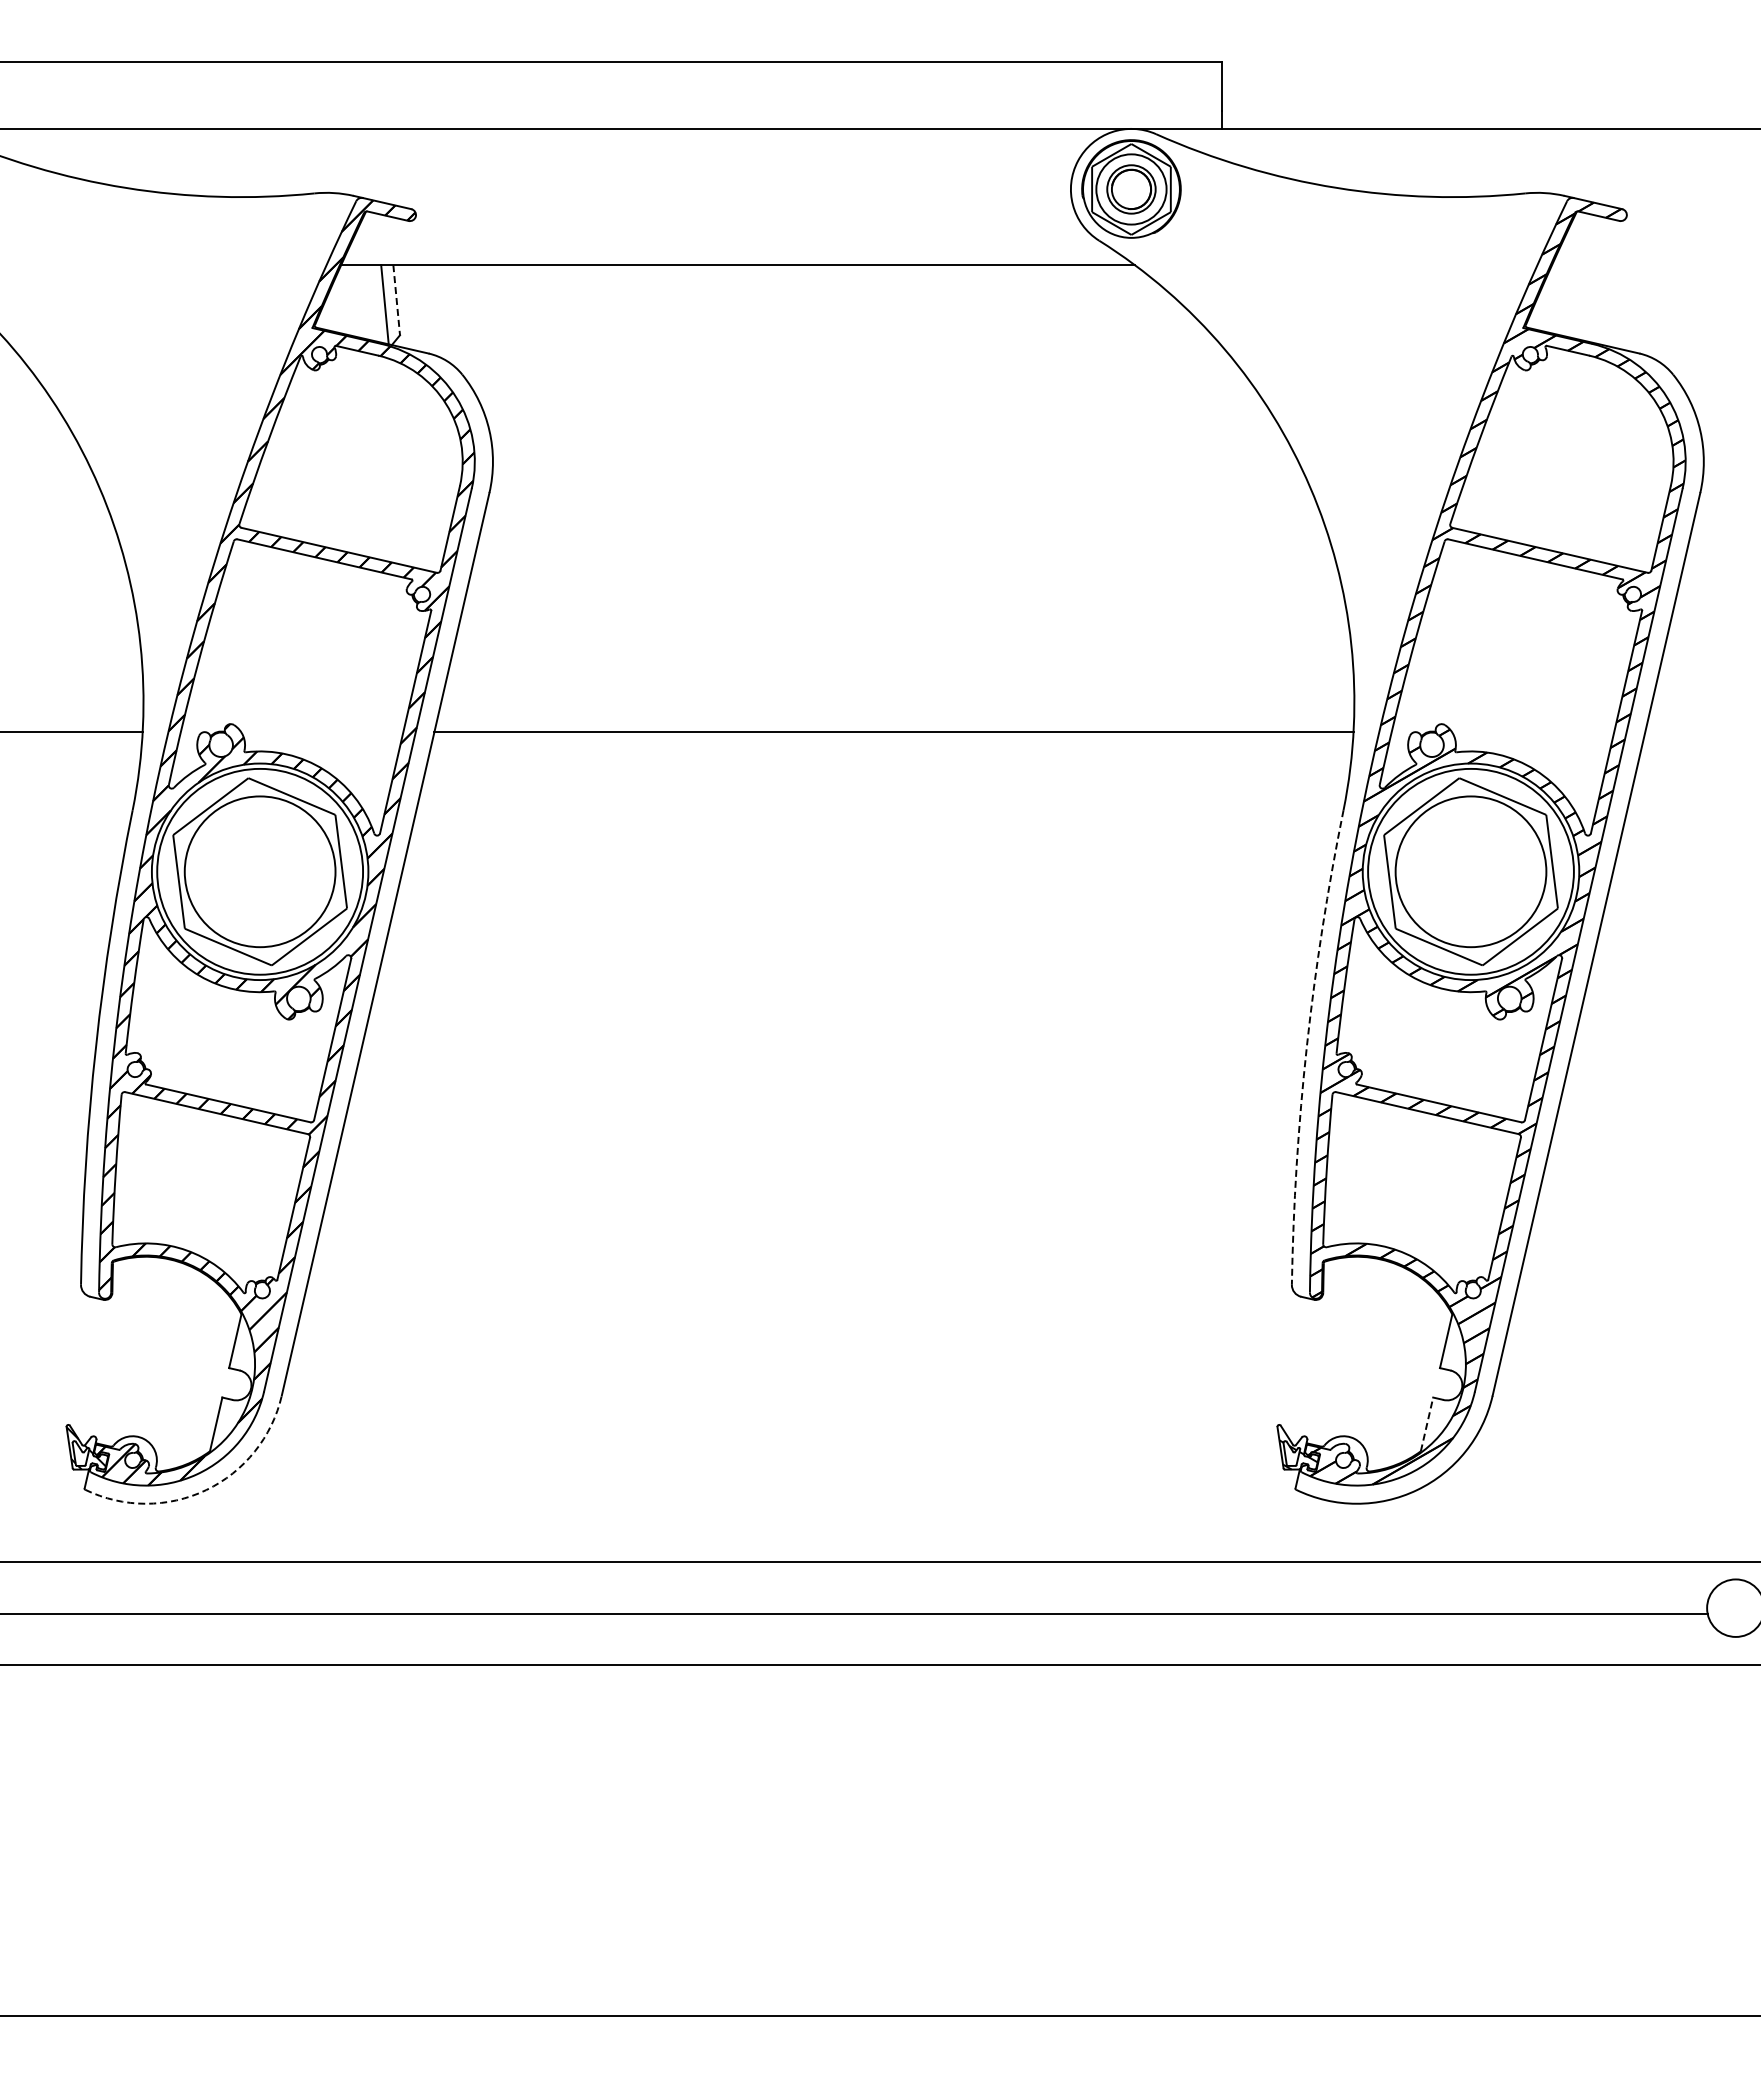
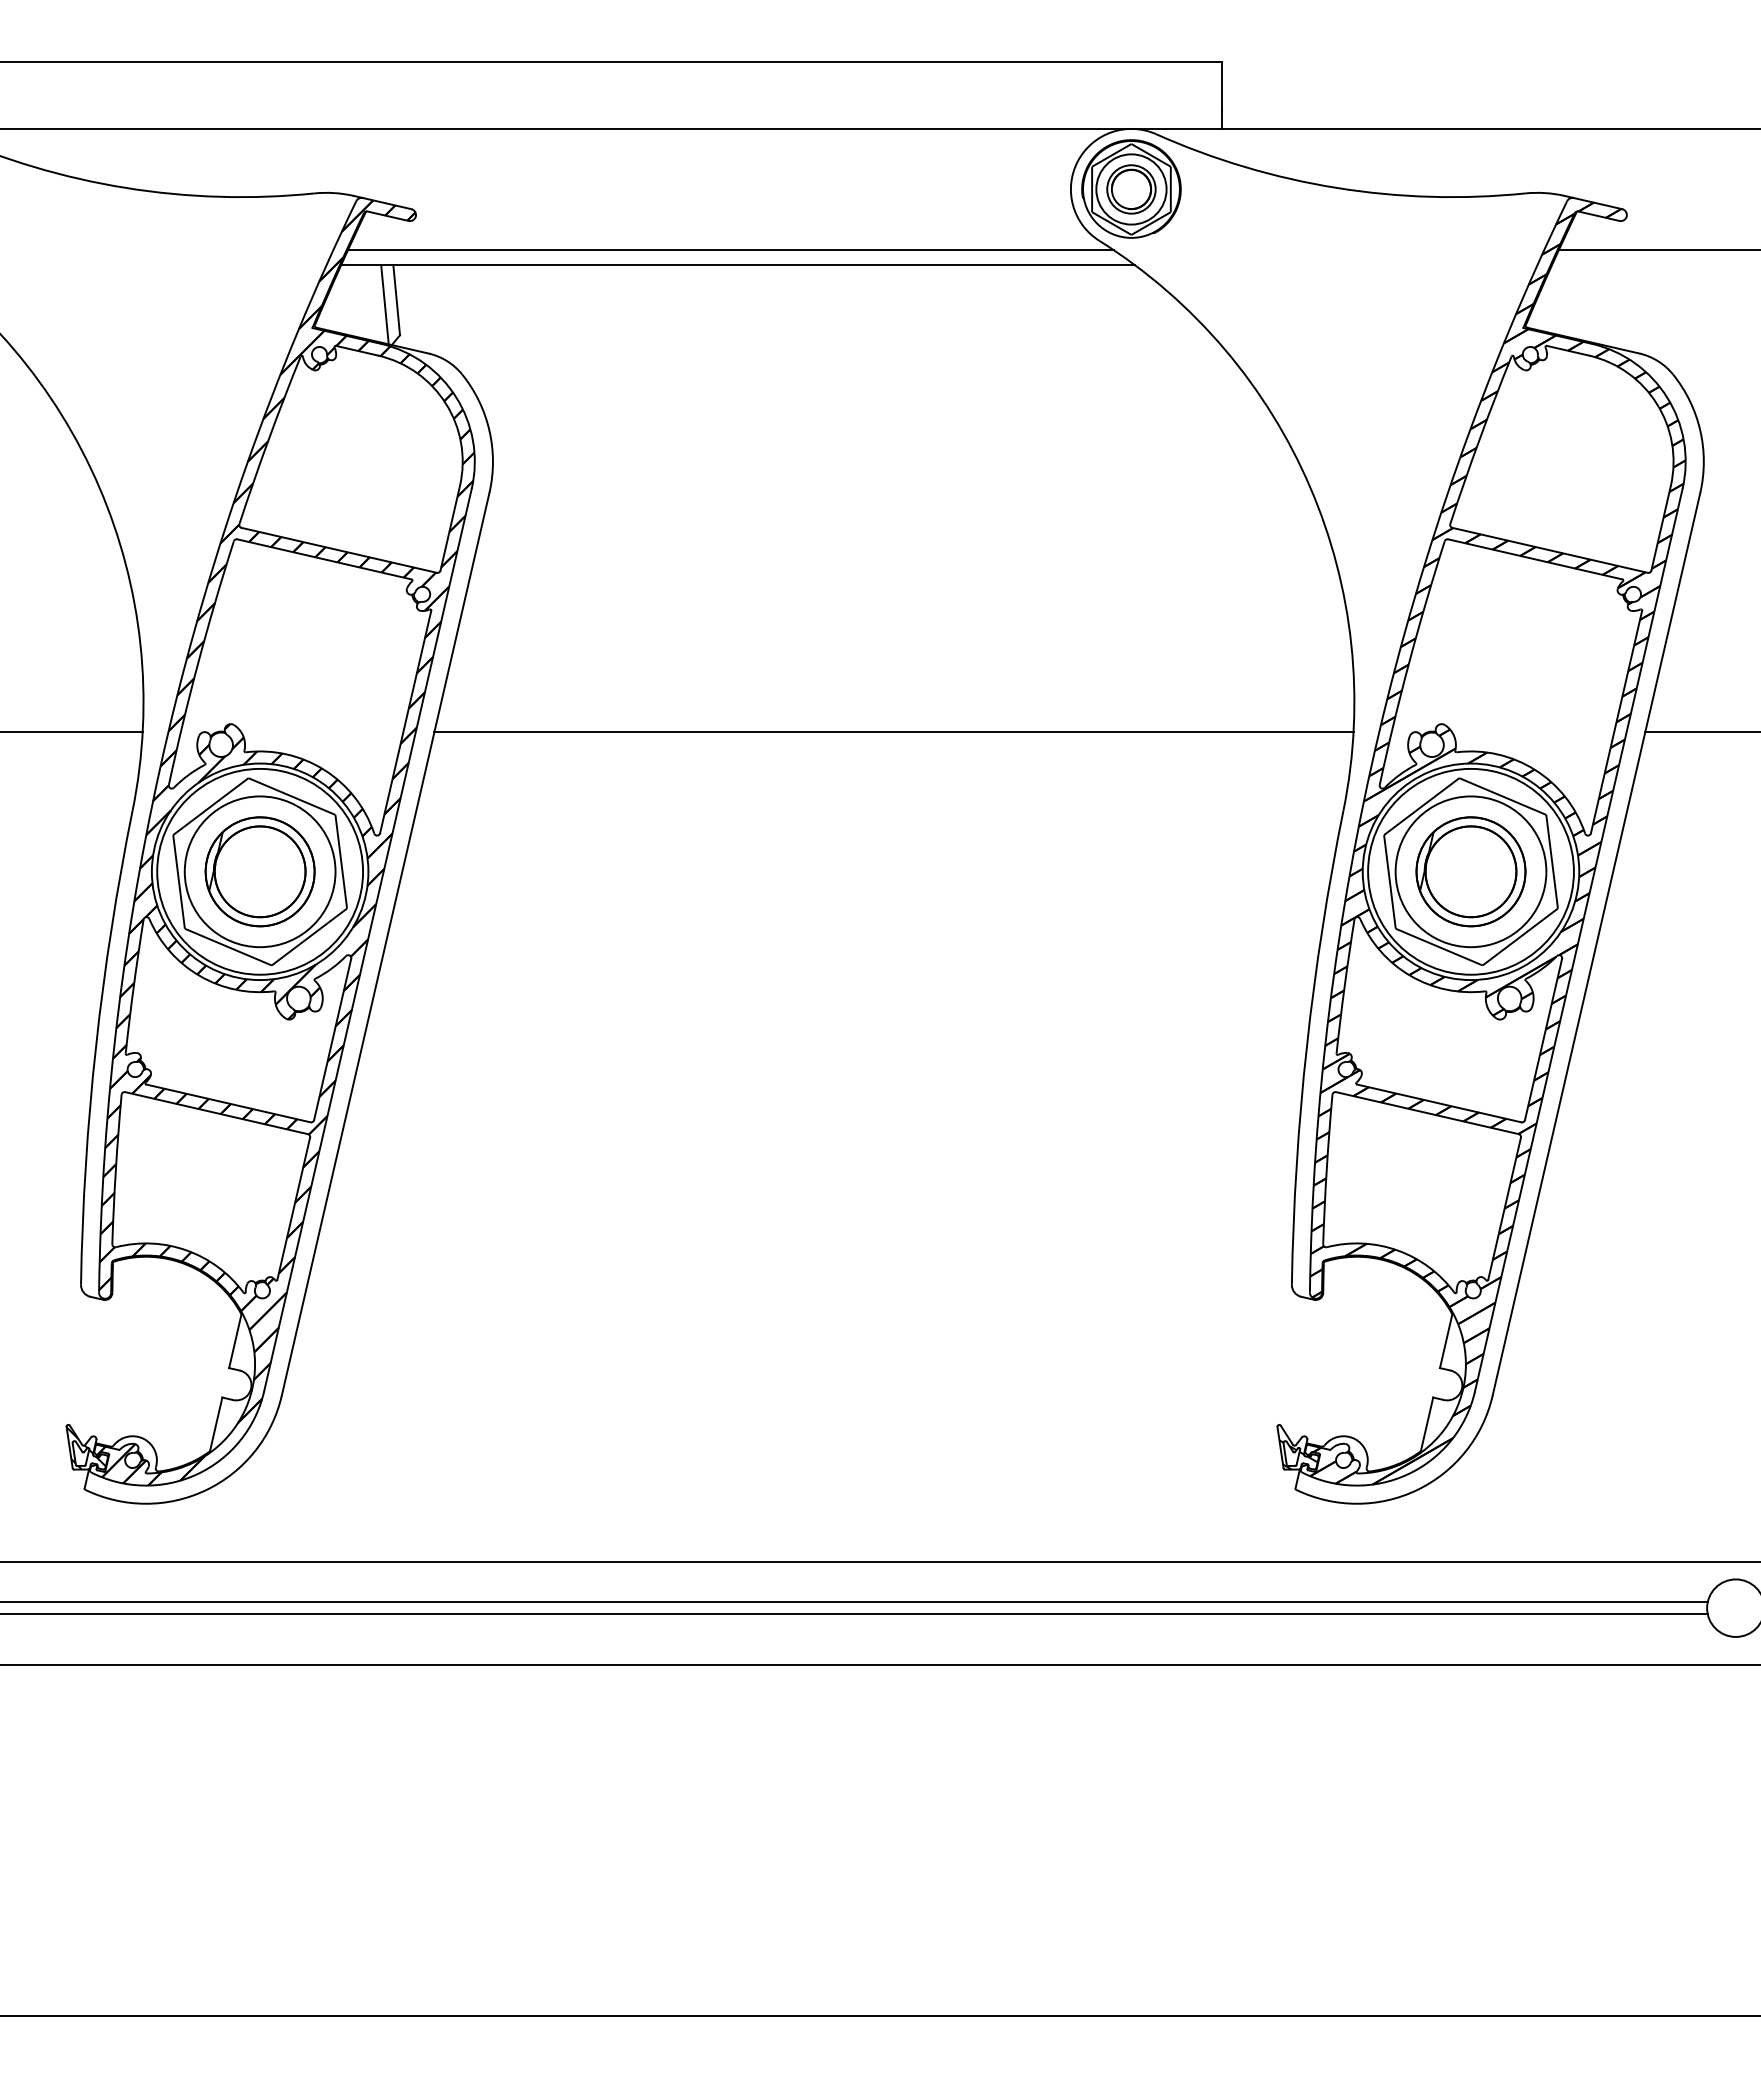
line: none -> present (730, 250)
line: none -> present (1657, 250)
line: dashed -> solid (396, 300)
line: none -> present (1701, 732)
part: none -> present (259, 871)
part: none -> present (1470, 871)
arc: dashed -> solid (1306, 1046)
line: dashed -> solid (1427, 1424)
arc: dashed -> solid (206, 1490)
line: none -> present (854, 1602)
